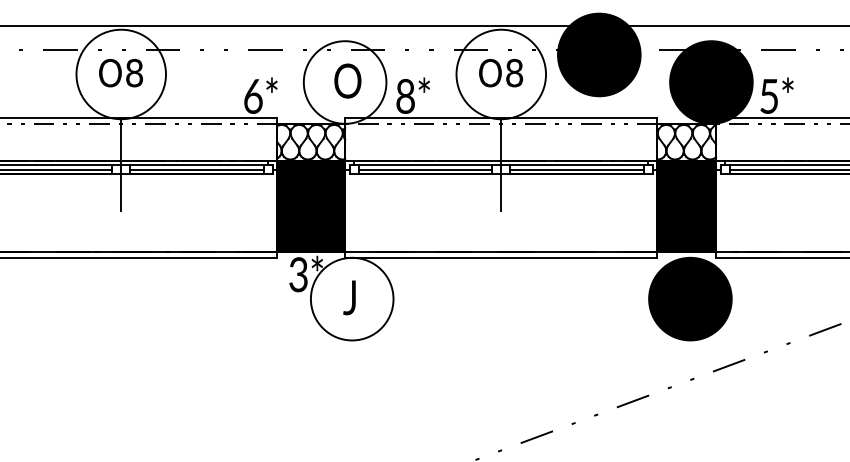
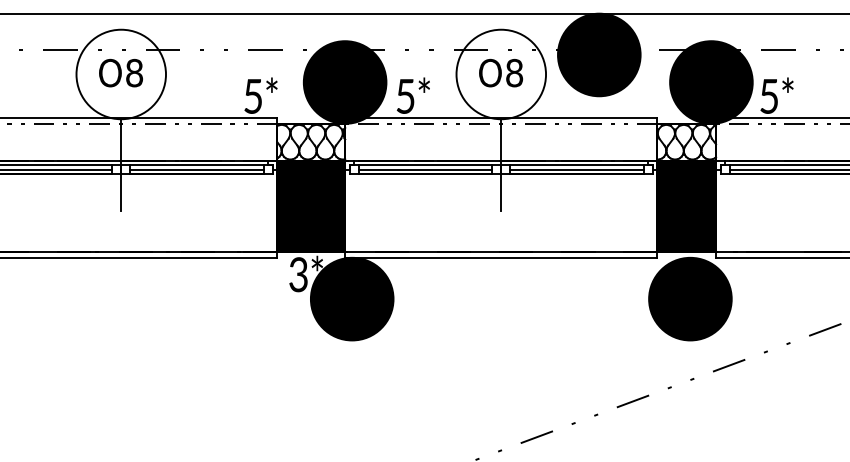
line position: (424, 25) -> (424, 13) (424, 13)
fill: none -> present (344, 82)
text: 8 -> 5 (405, 95)
text: 6 -> 5 (253, 96)
fill: none -> present (351, 298)
